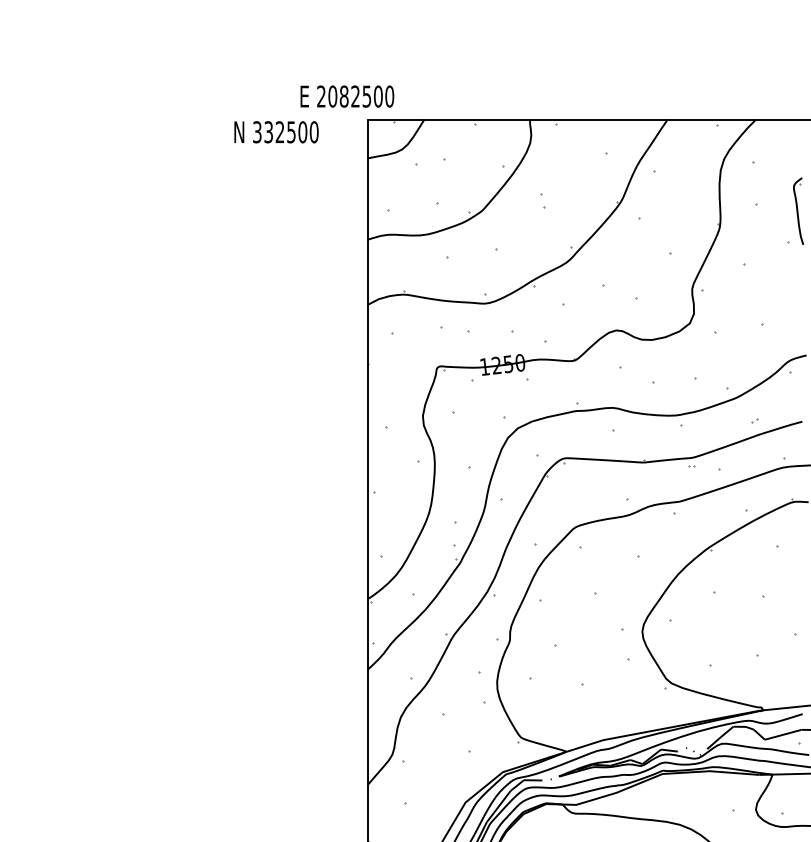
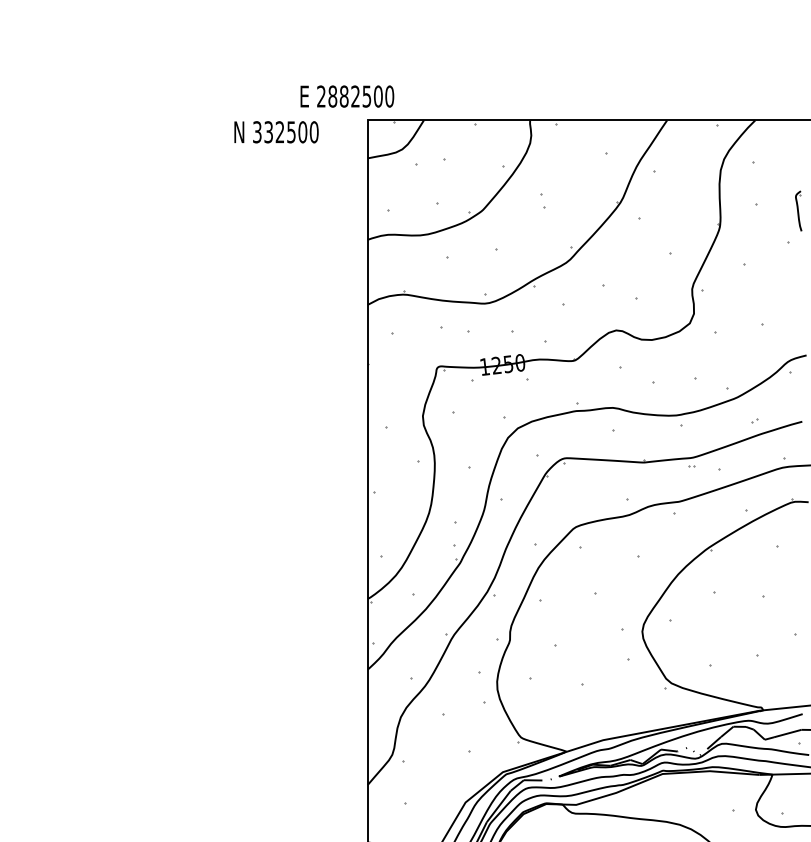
text: 2082500 -> 2882500 (332, 96)
part size: 12x68 px -> 8x42 px (798, 210)
